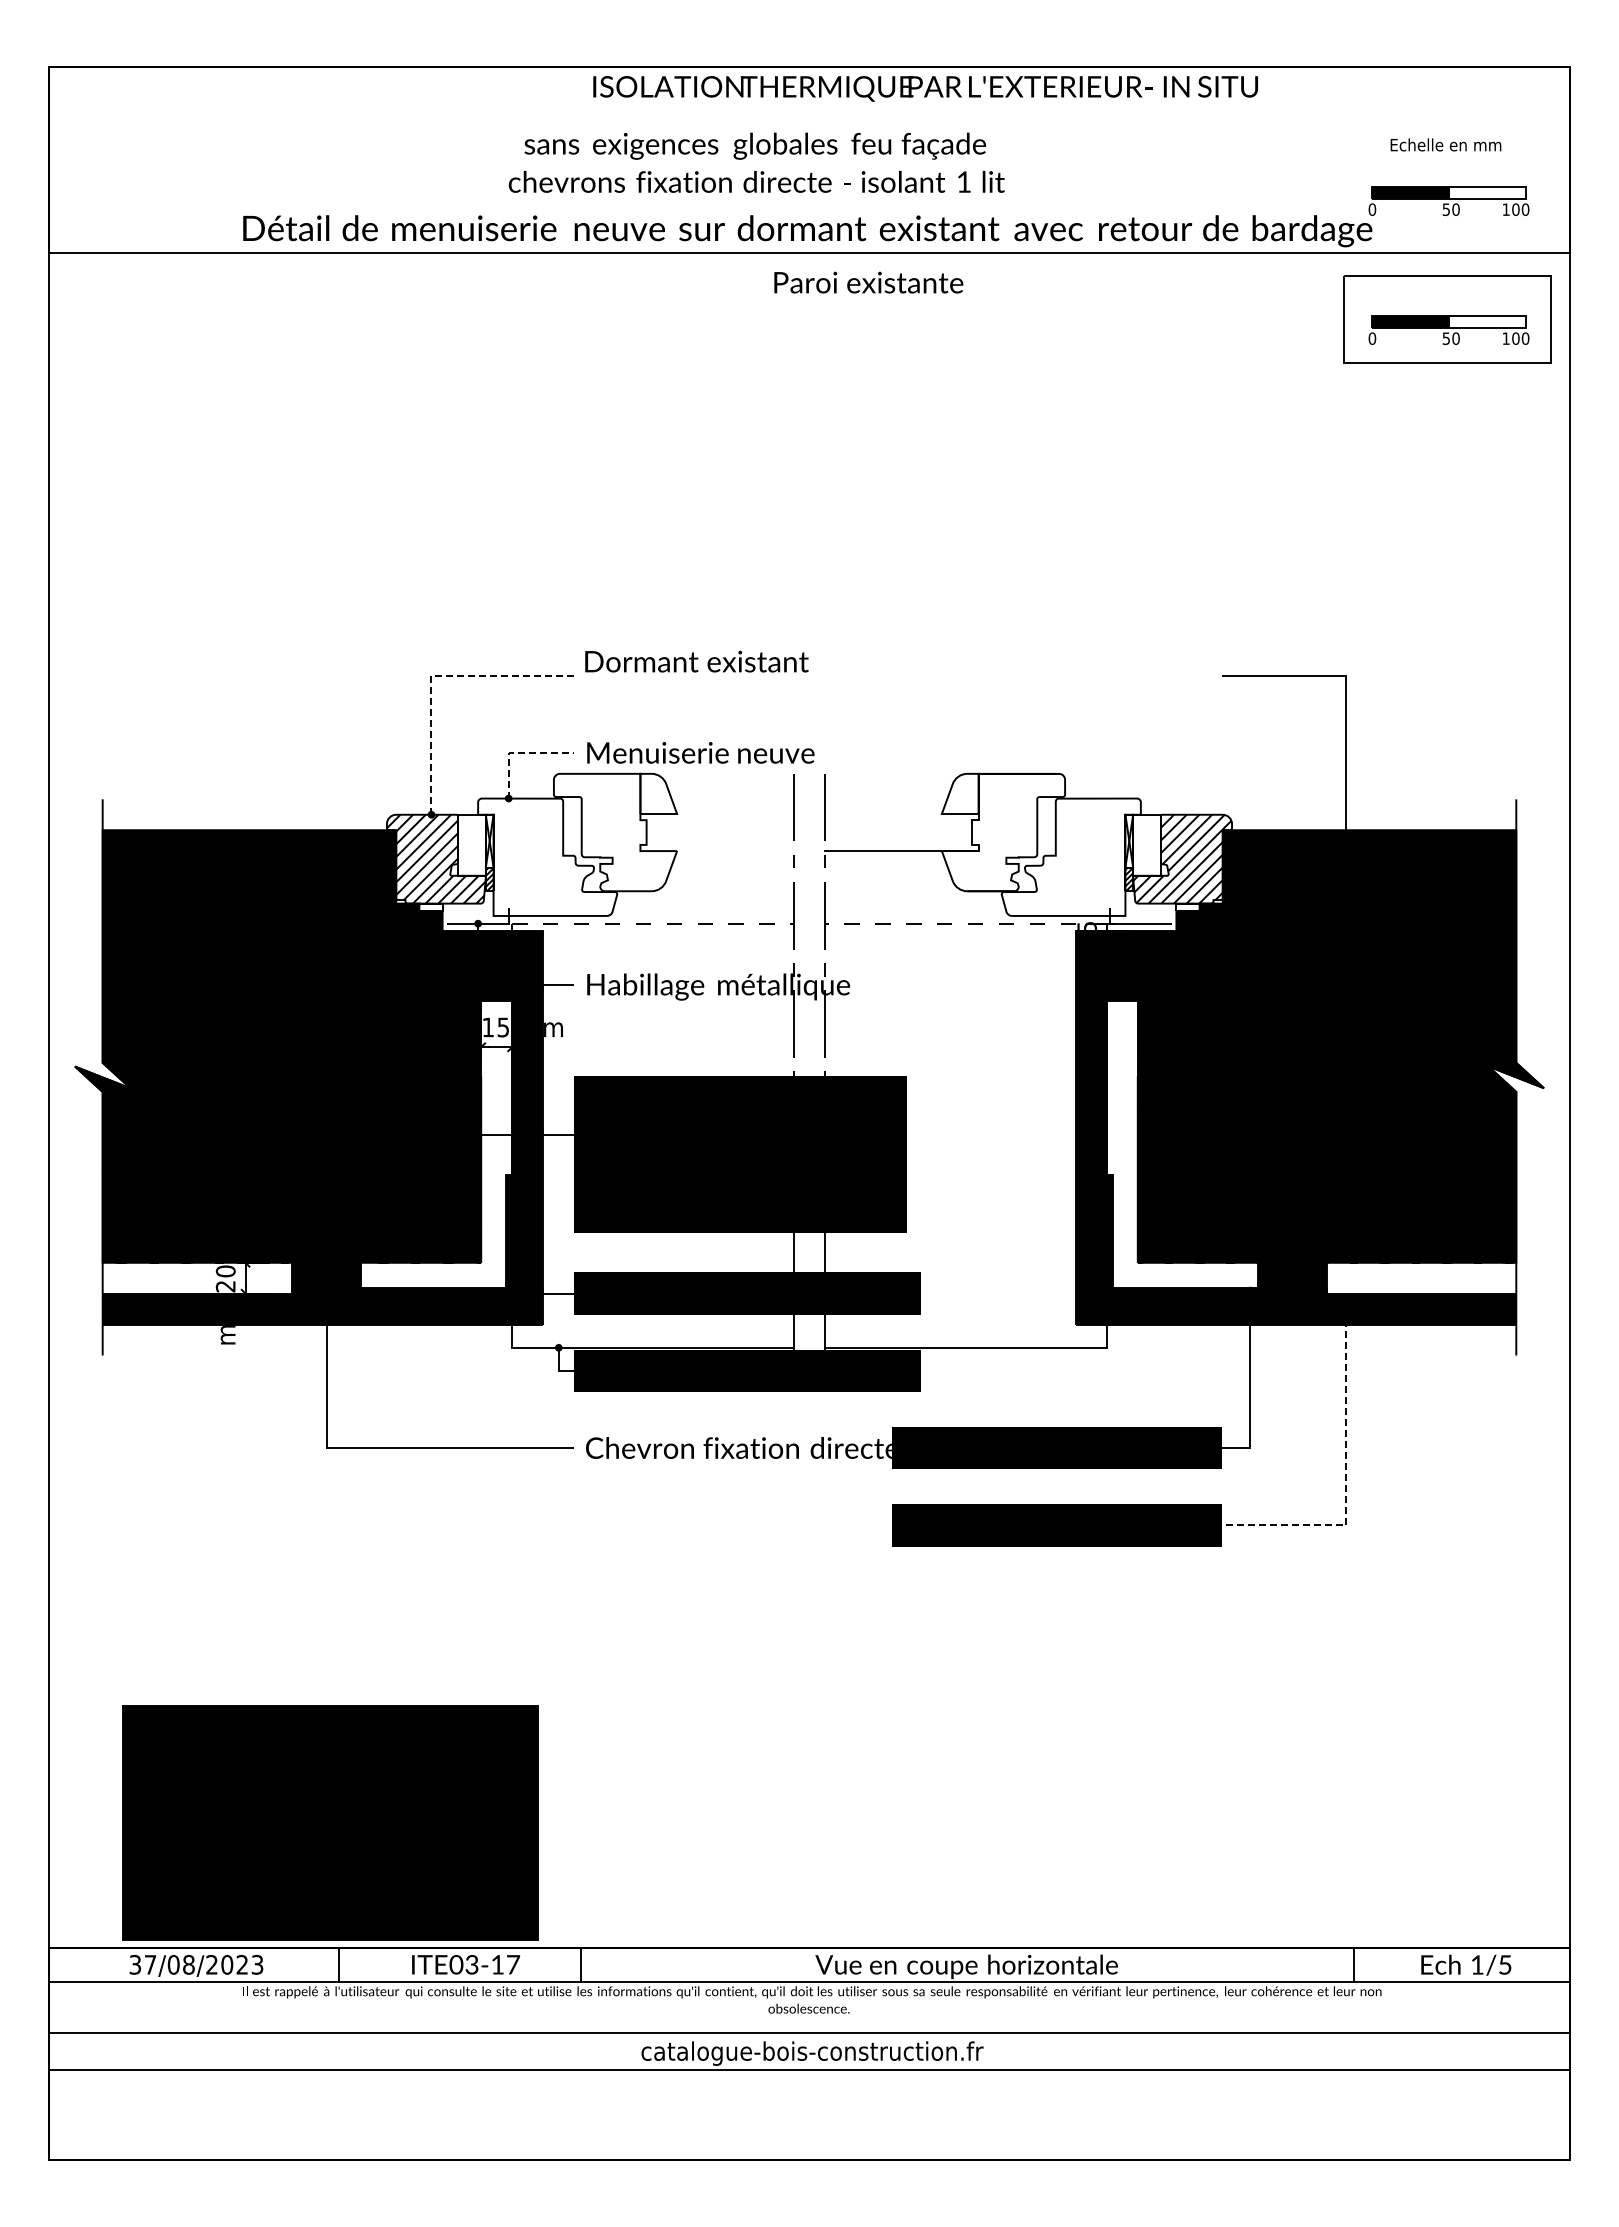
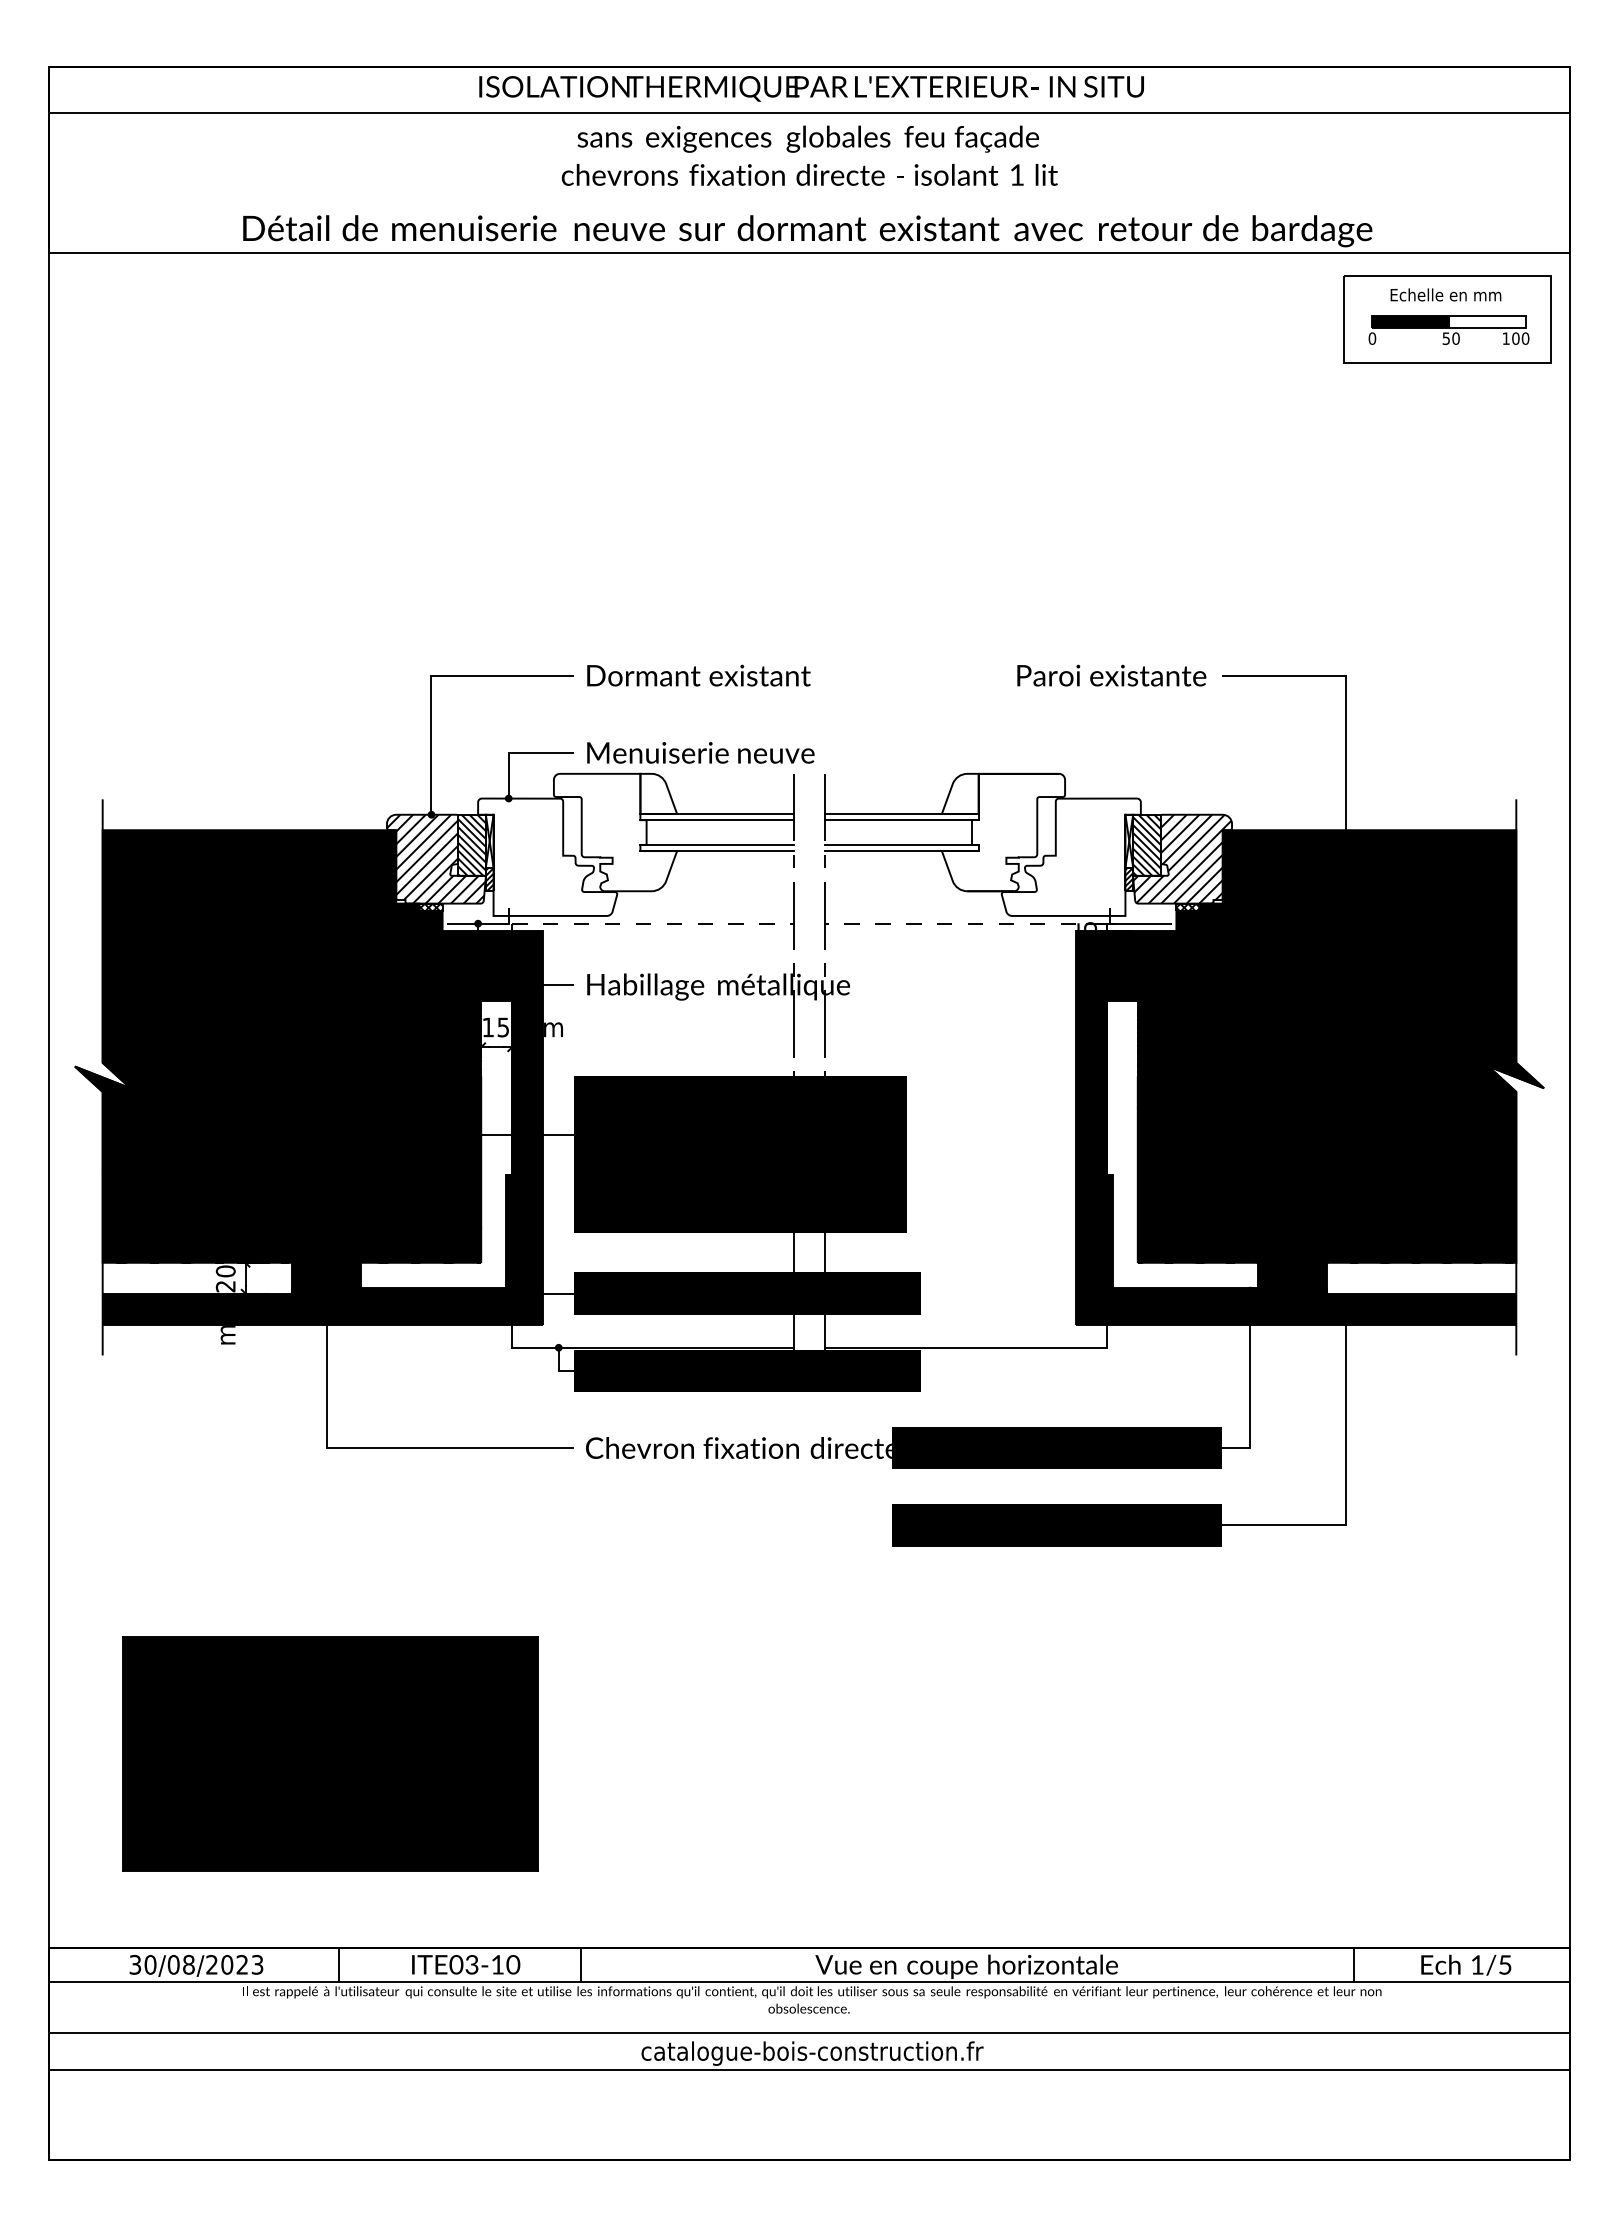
text position: (925, 88) -> (811, 88) (811, 88)
line: none -> present (809, 113)
text position: (1445, 144) -> (1445, 294) (1445, 294)
text position: (756, 162) -> (809, 155) (809, 155)
part: present -> none (1448, 200)
text position: (868, 282) -> (1111, 675) (1111, 675)
text position: (696, 661) -> (698, 675) (698, 675)
line: dashed -> solid (432, 675)
line: dashed -> solid (518, 752)
line: none -> present (717, 814)
line: none -> present (901, 814)
line: none -> present (717, 820)
line: none -> present (901, 820)
hatch: none -> present (471, 844)
line: none -> present (717, 844)
line: none -> present (901, 844)
hatch: none -> present (1146, 844)
line: none -> present (717, 851)
hatch: none -> present (430, 907)
hatch: none -> present (1187, 907)
line: dashed -> solid (1346, 1480)
part position: (330, 1822) -> (330, 1753) (330, 1753)
text: 37/08/2023 -> 30/08/2023 (150, 1964)
text: \c16711848;ITE03-17 -> \c16711848;ITE03-10 (513, 1964)
